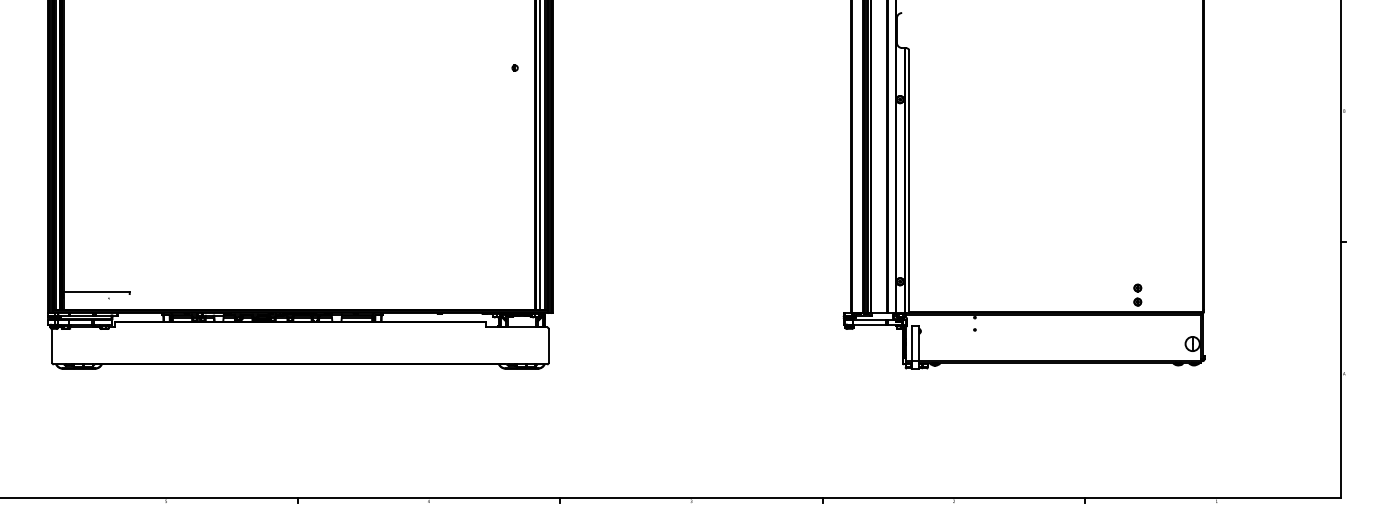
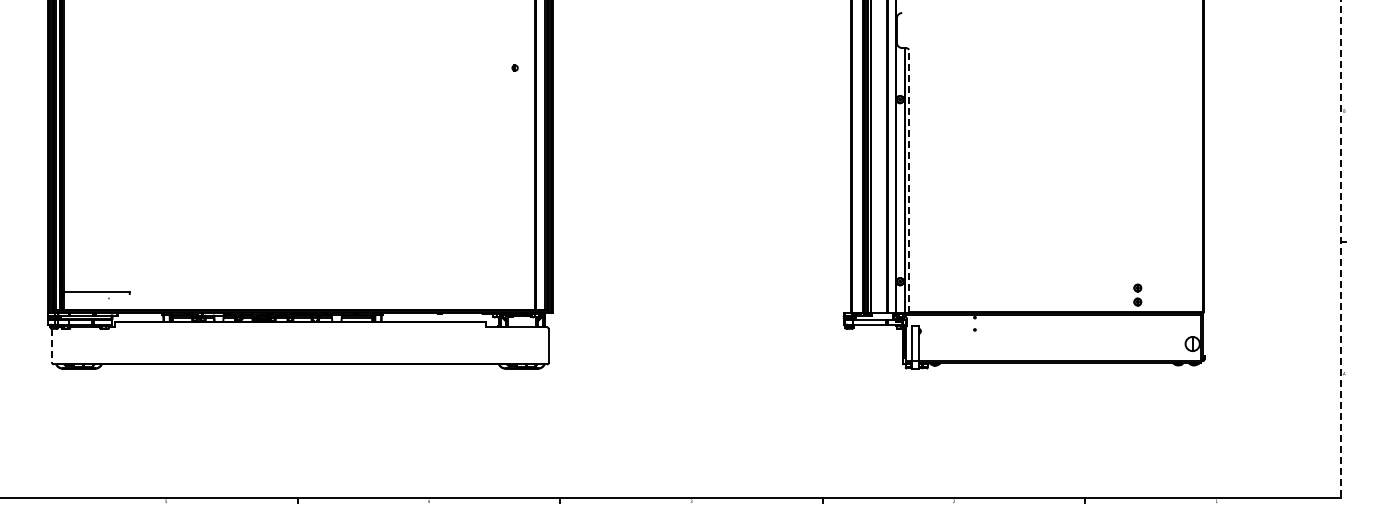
line: present -> none (540, 155)
line: solid -> dashed (909, 181)
line: solid -> dashed (1341, 249)
line: solid -> dashed (52, 345)
